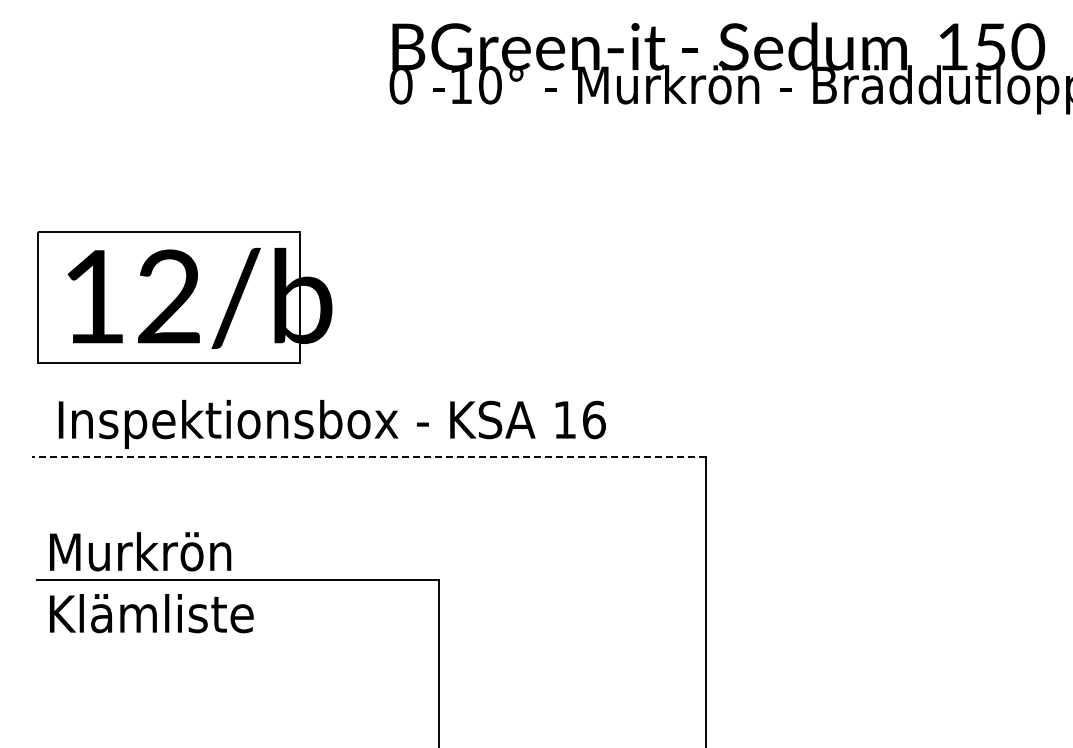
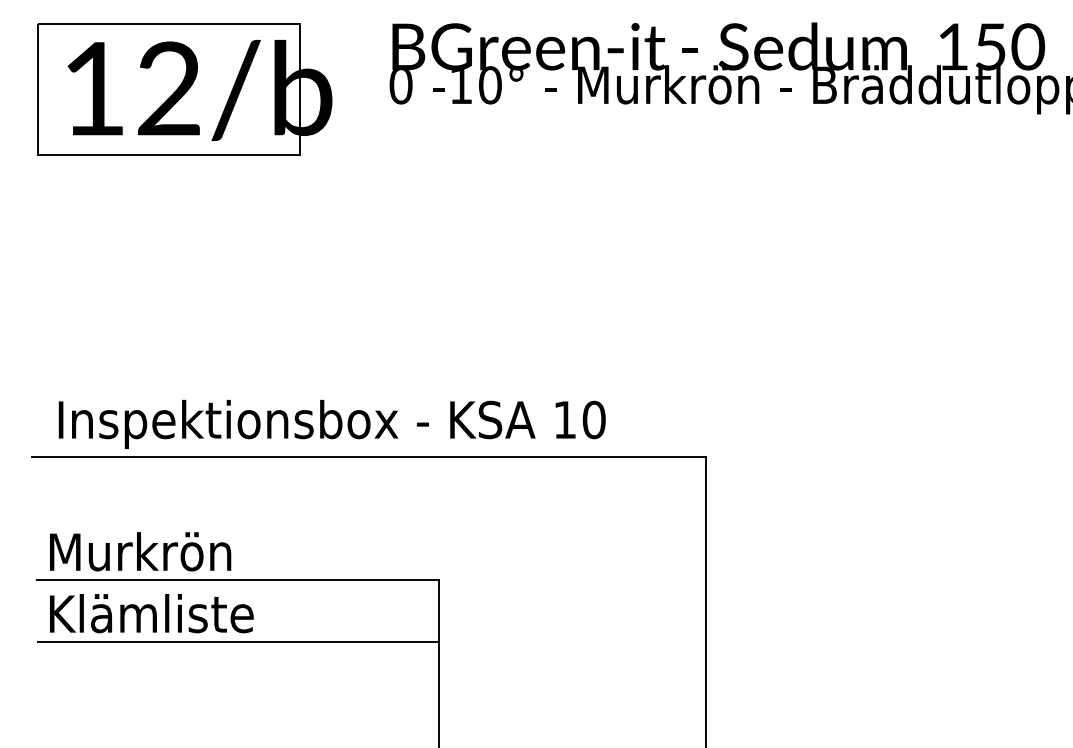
part position: (184, 297) -> (184, 89) (184, 89)
text: 16 -> 10 (593, 419)
line: dashed -> solid (368, 457)
line: none -> present (238, 642)
